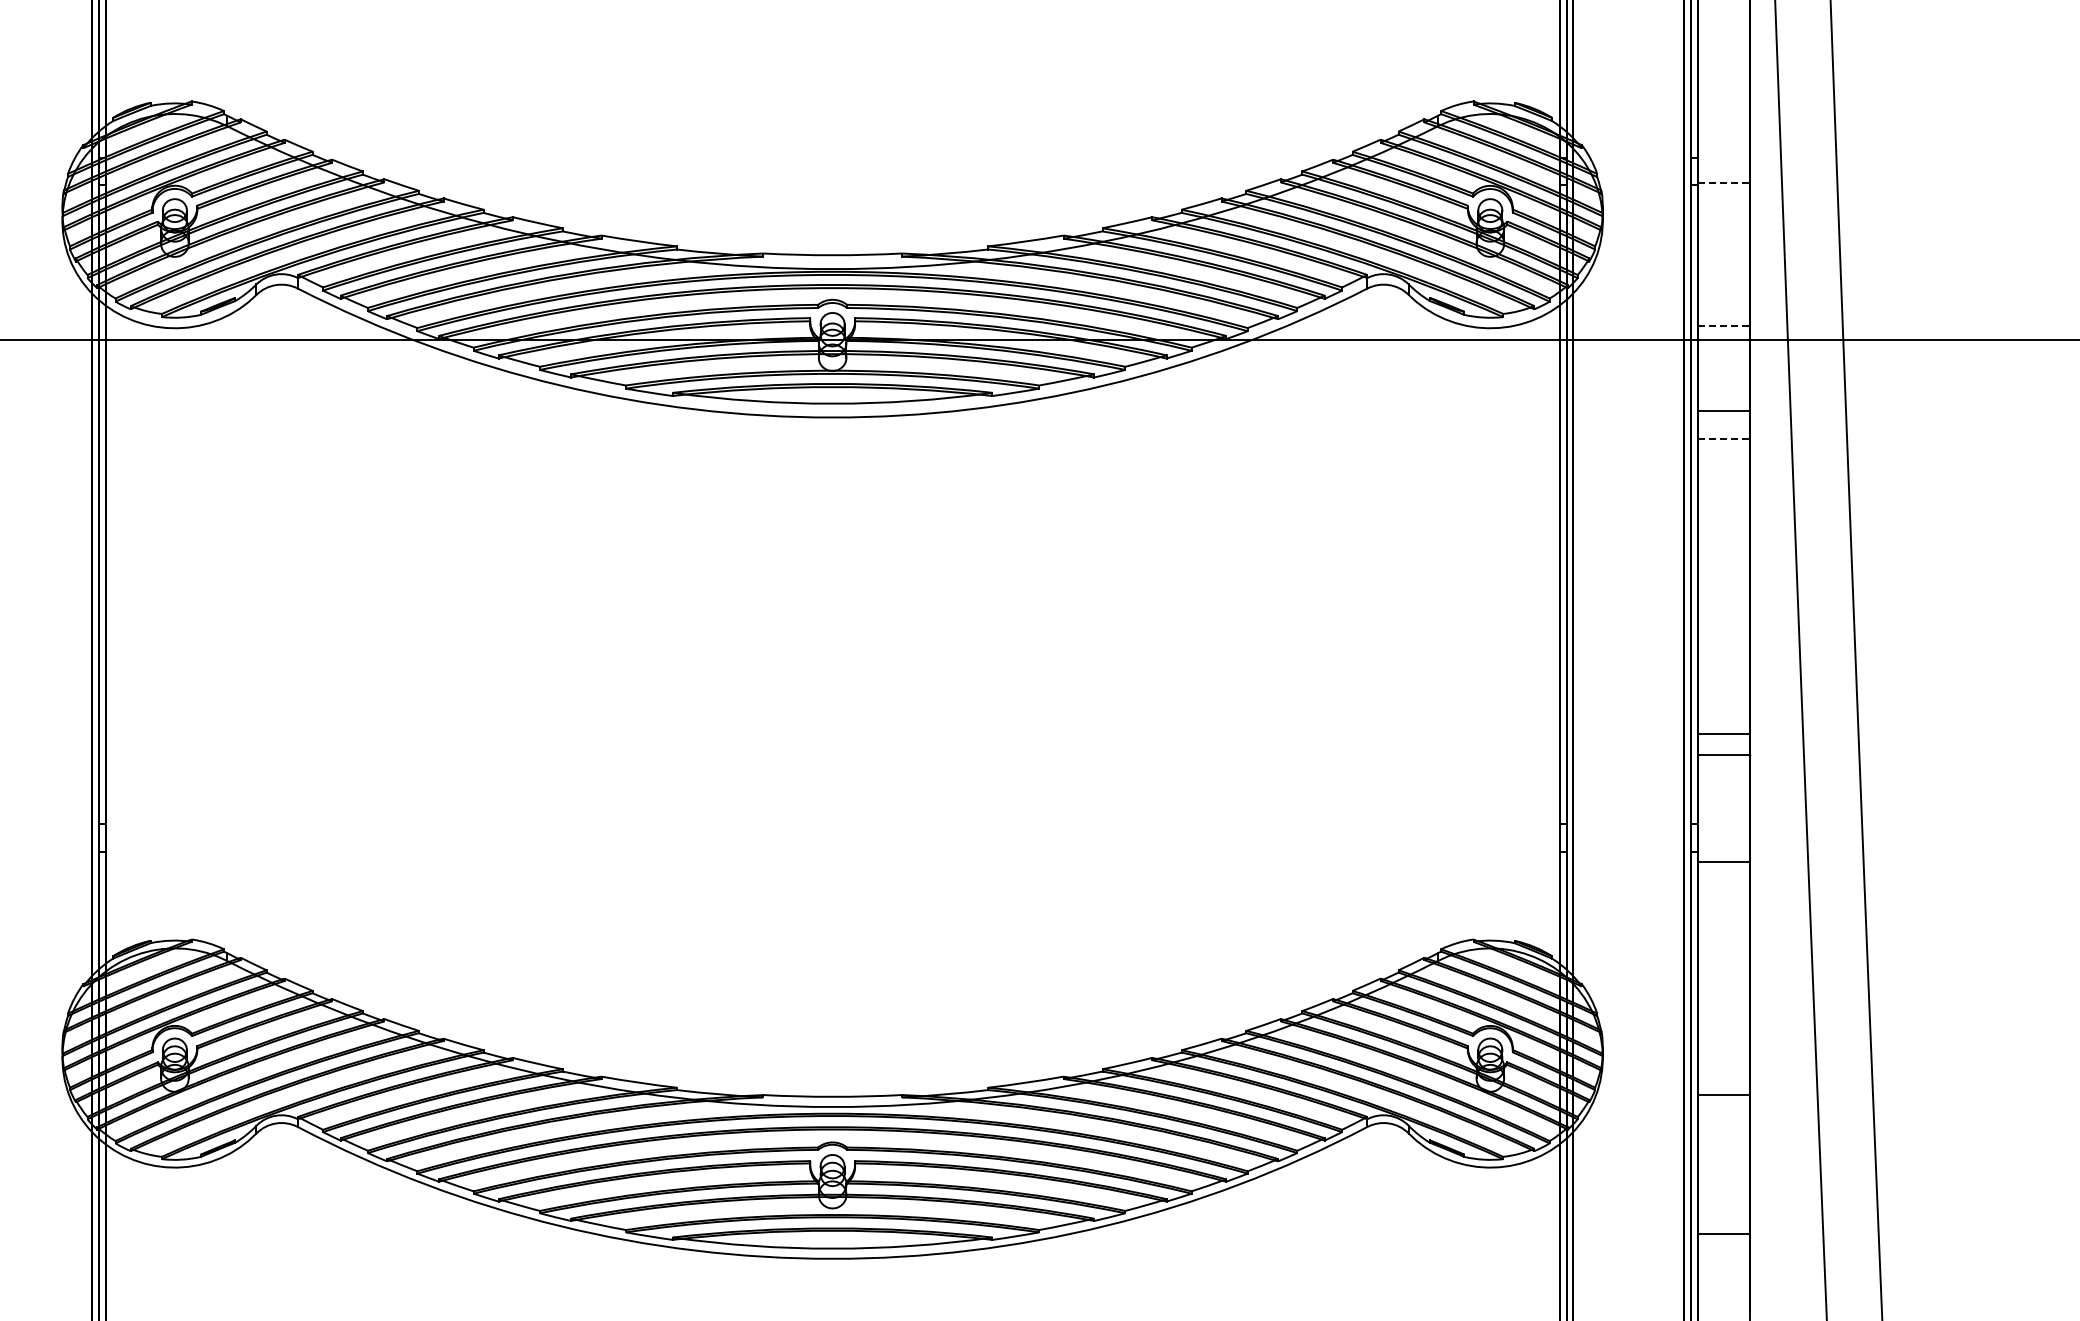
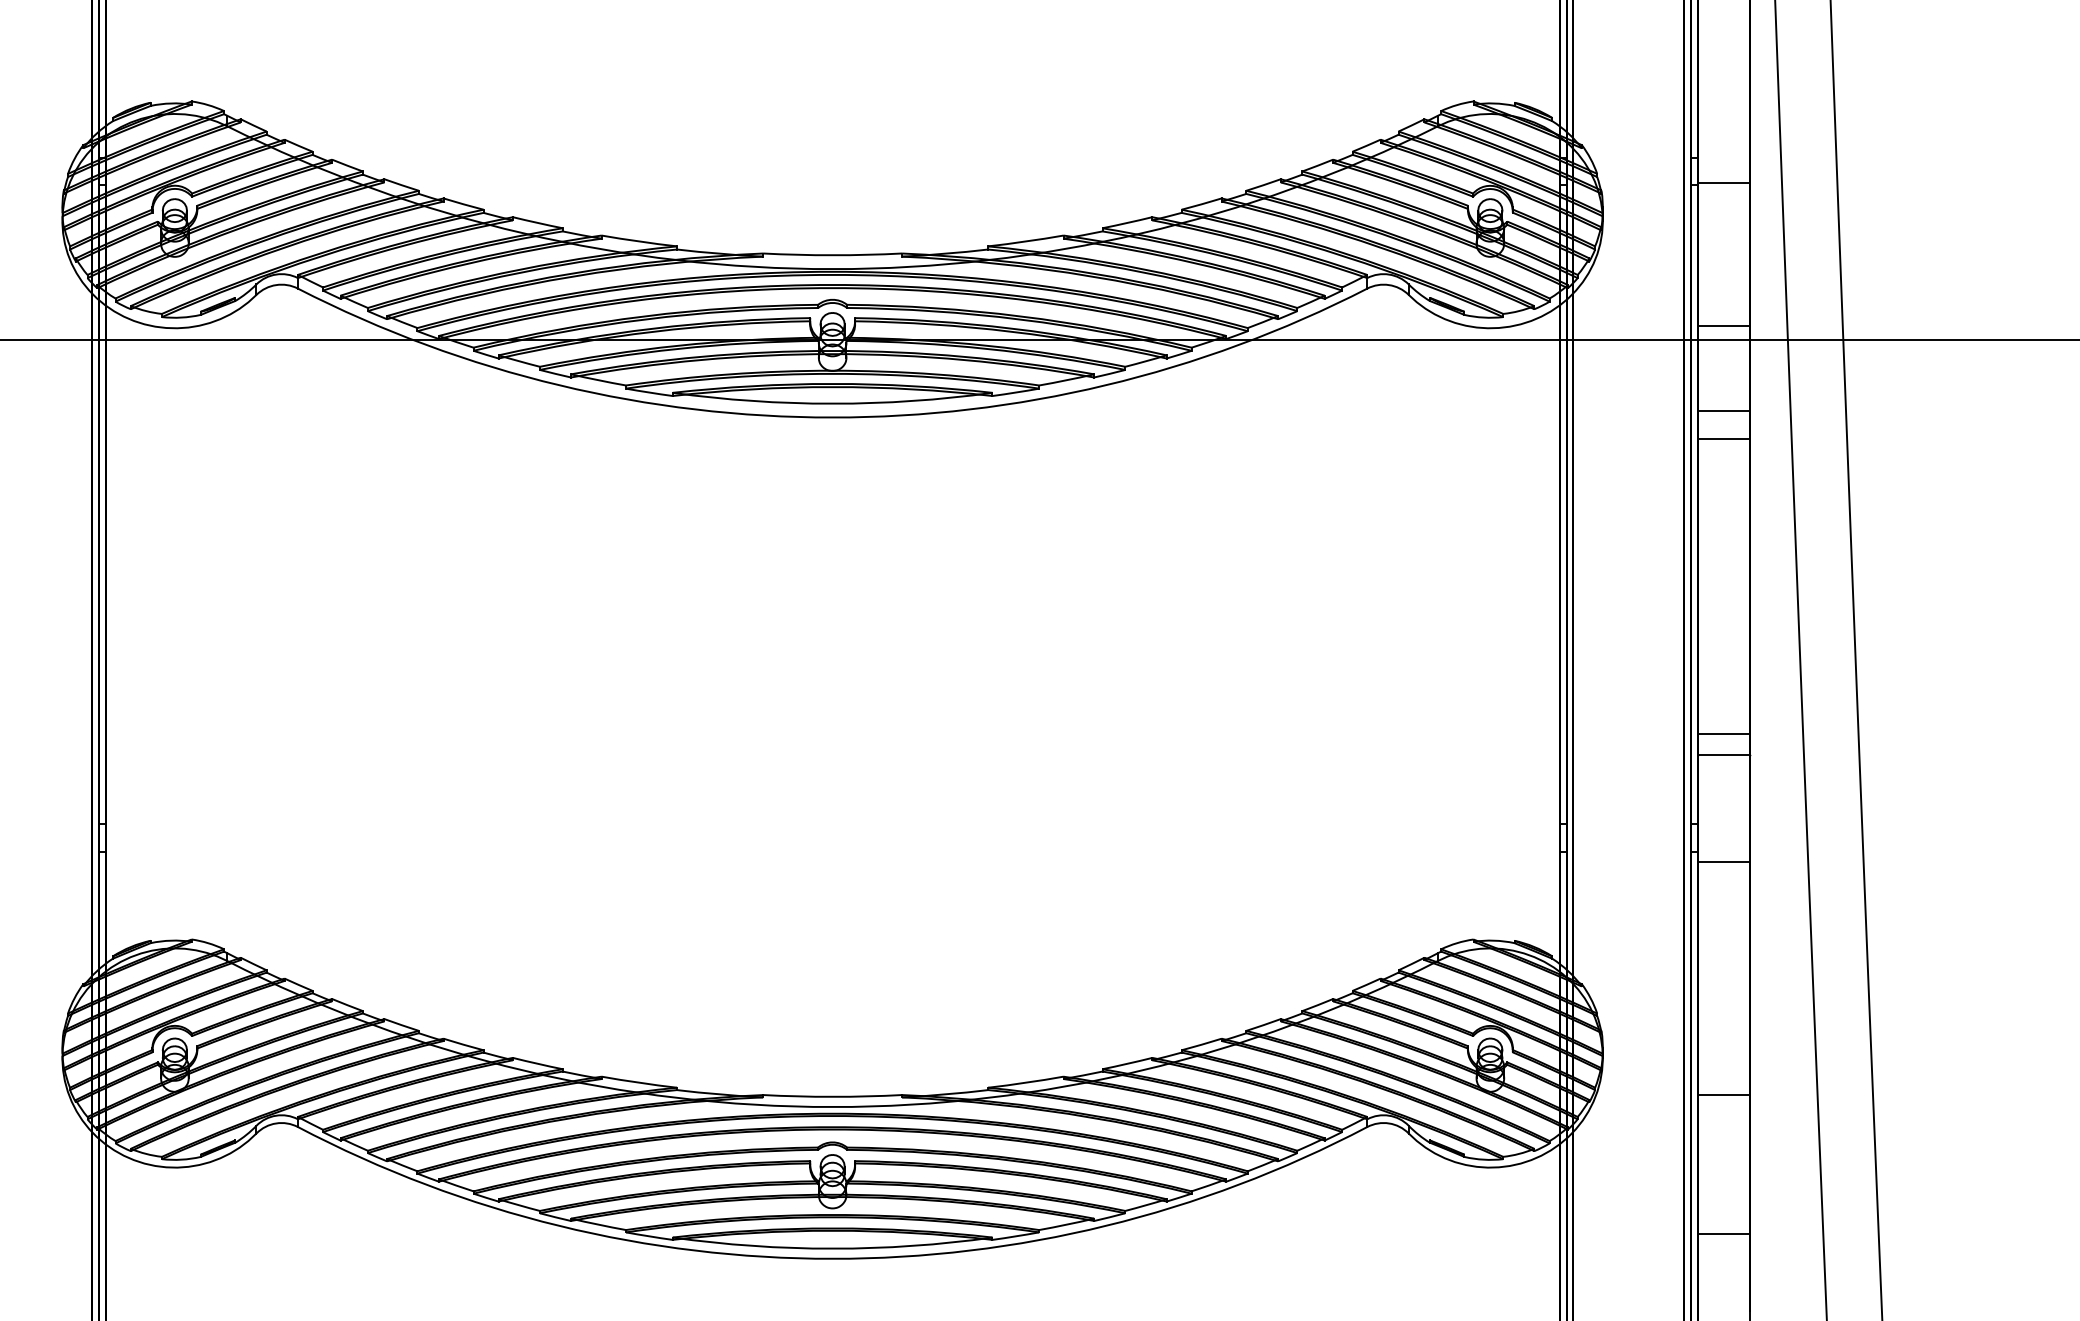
line: dashed -> solid (1724, 183)
line: dashed -> solid (1724, 325)
line: dashed -> solid (1724, 439)
